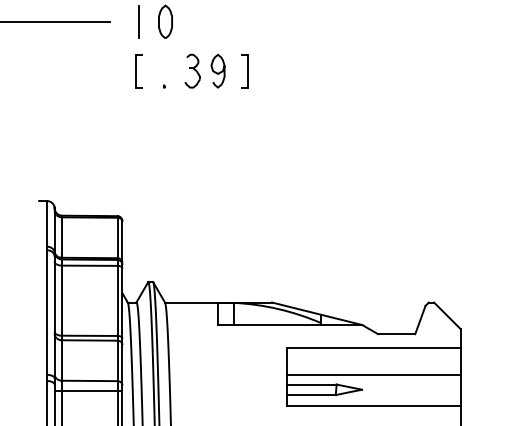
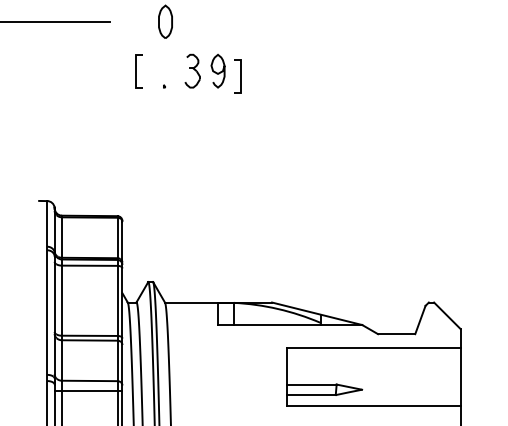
line: present -> none (139, 21)
line position: (247, 71) -> (240, 76) (240, 76)
line: present -> none (373, 375)
